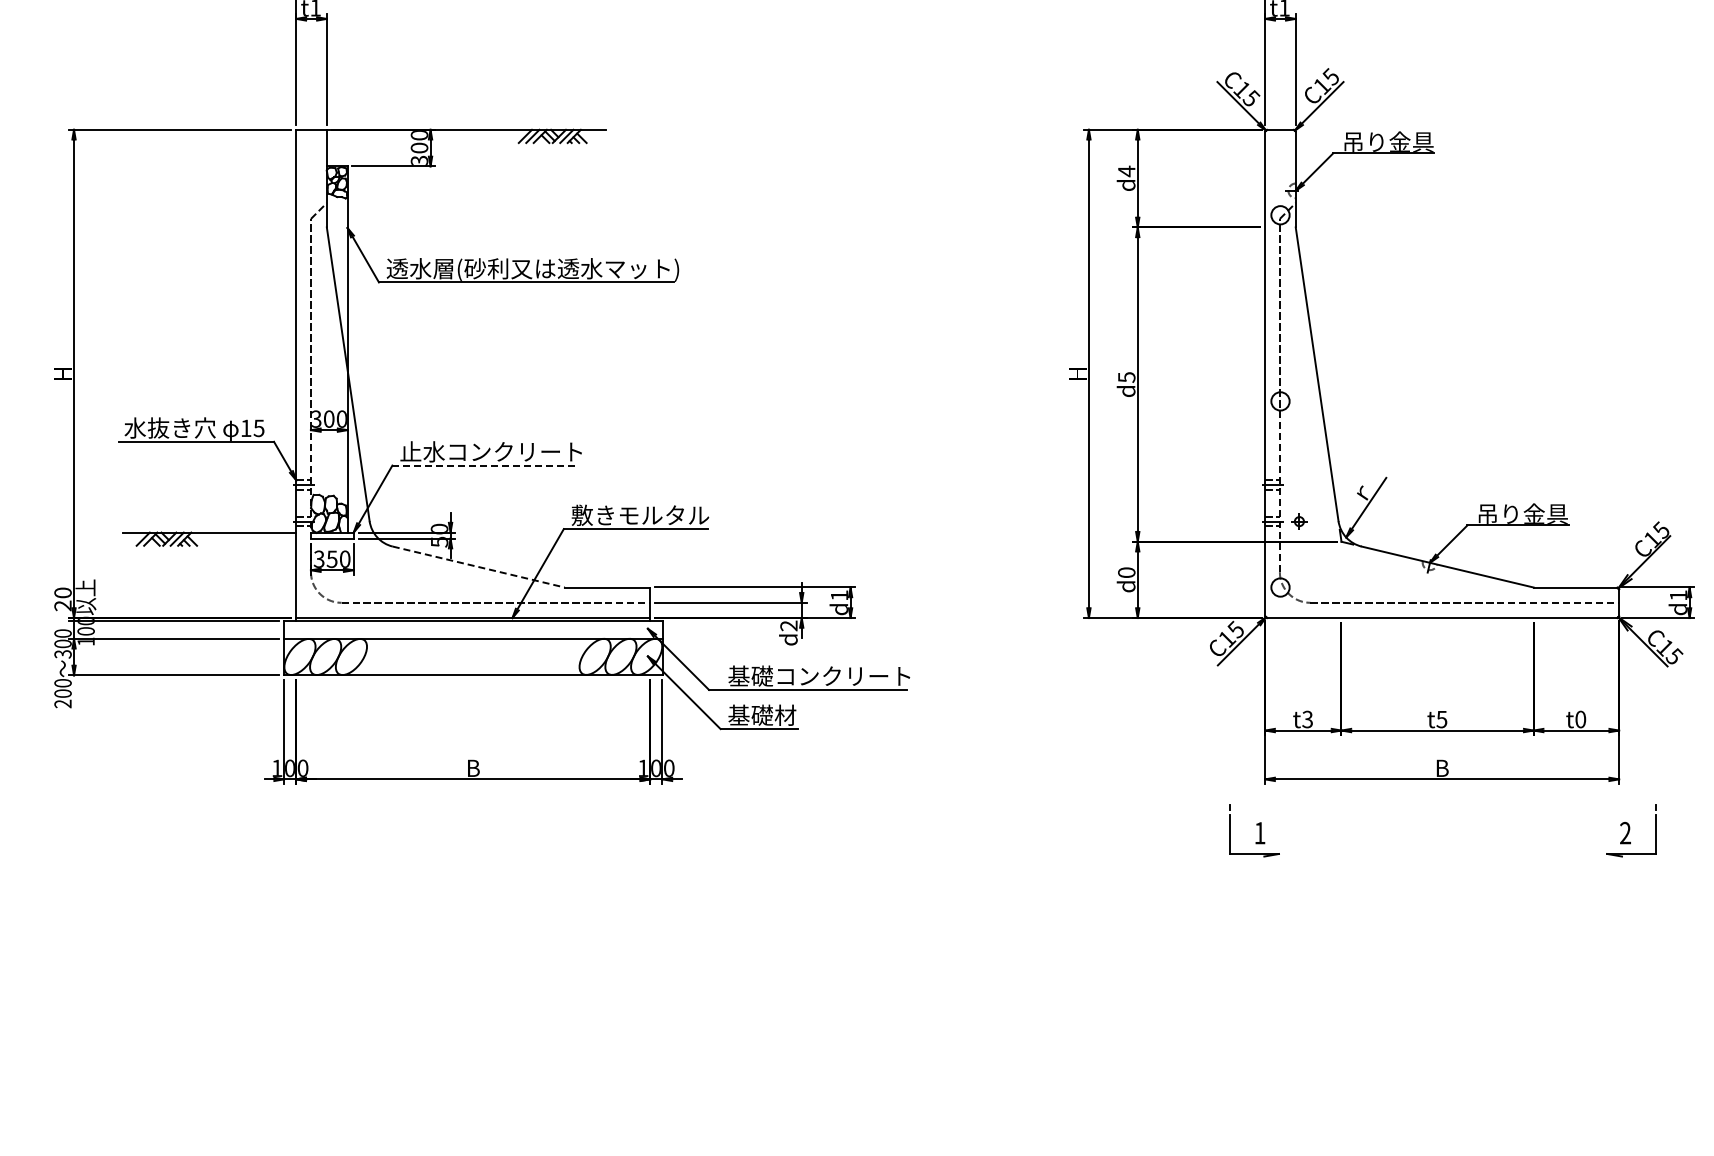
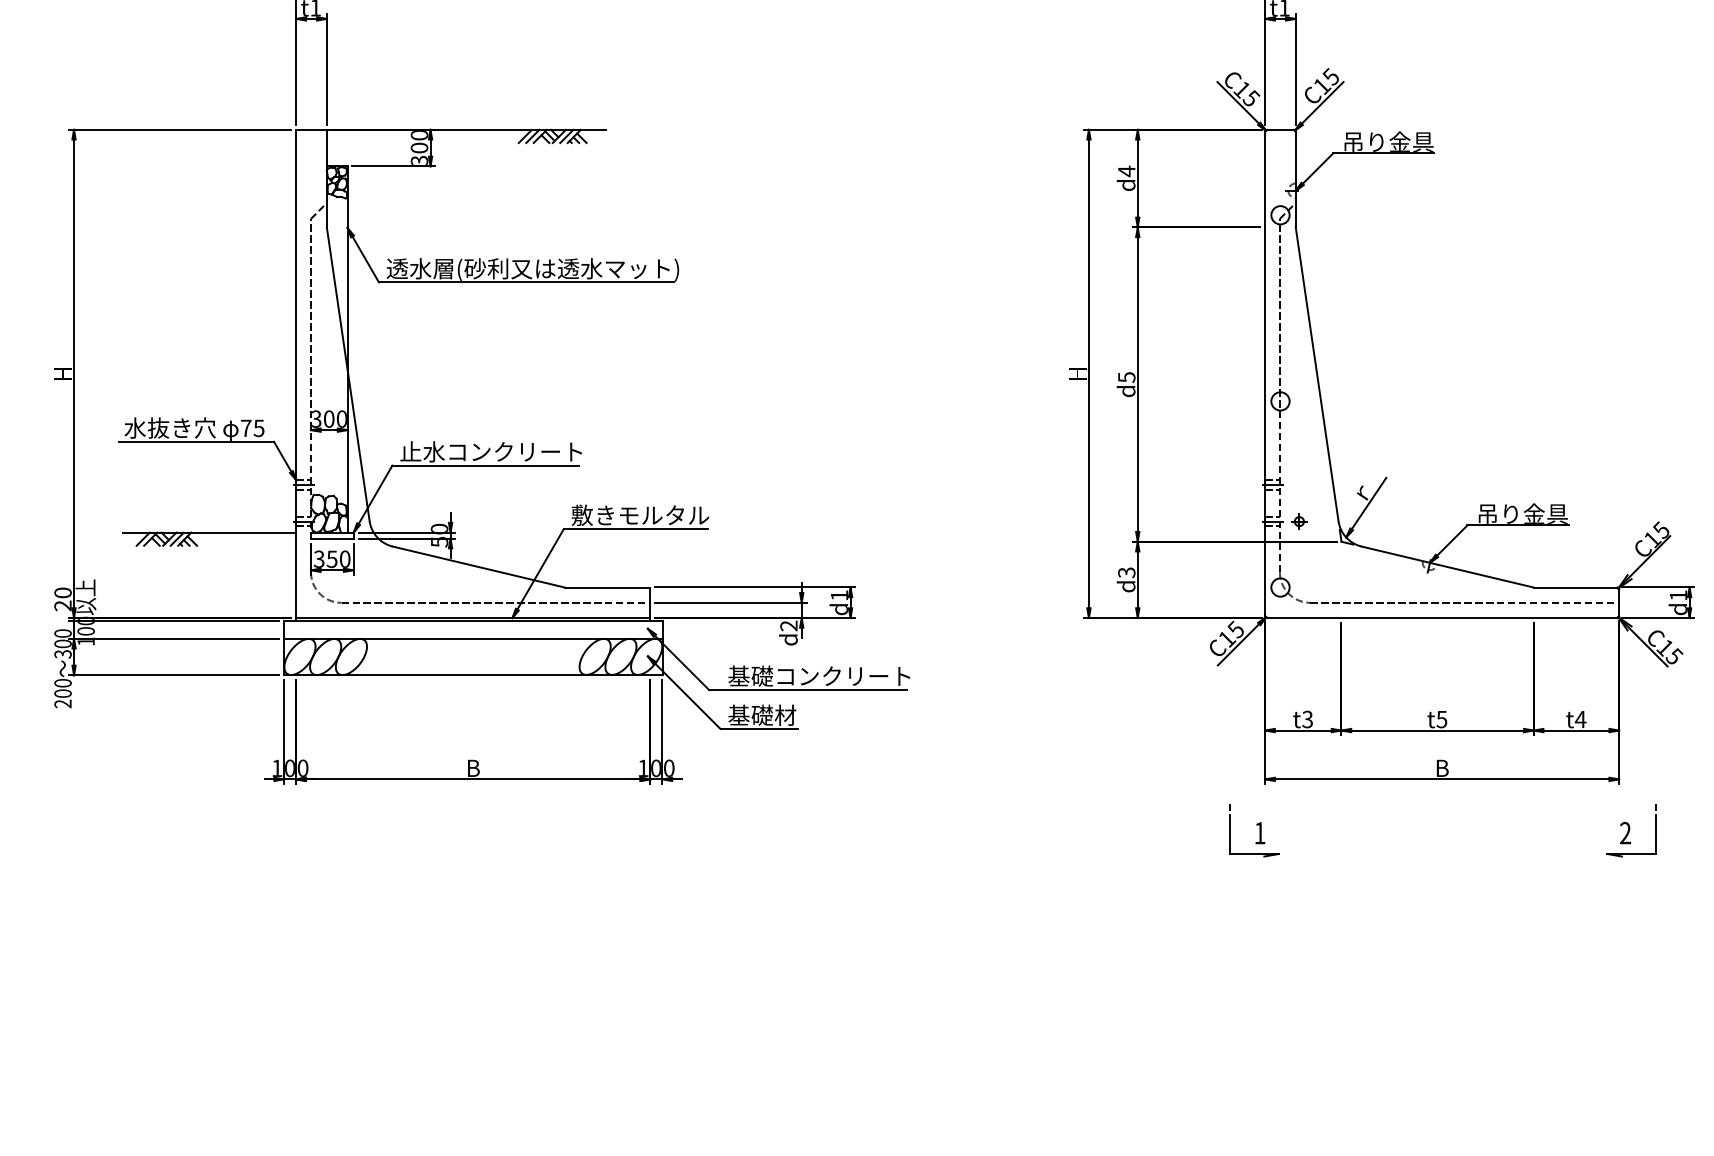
text: 15 -> 75 (246, 427)
line: dashed -> solid (485, 465)
line: dashed -> solid (479, 567)
text: d0 -> d3 (1126, 572)
text: t0 -> t4 (1580, 719)
